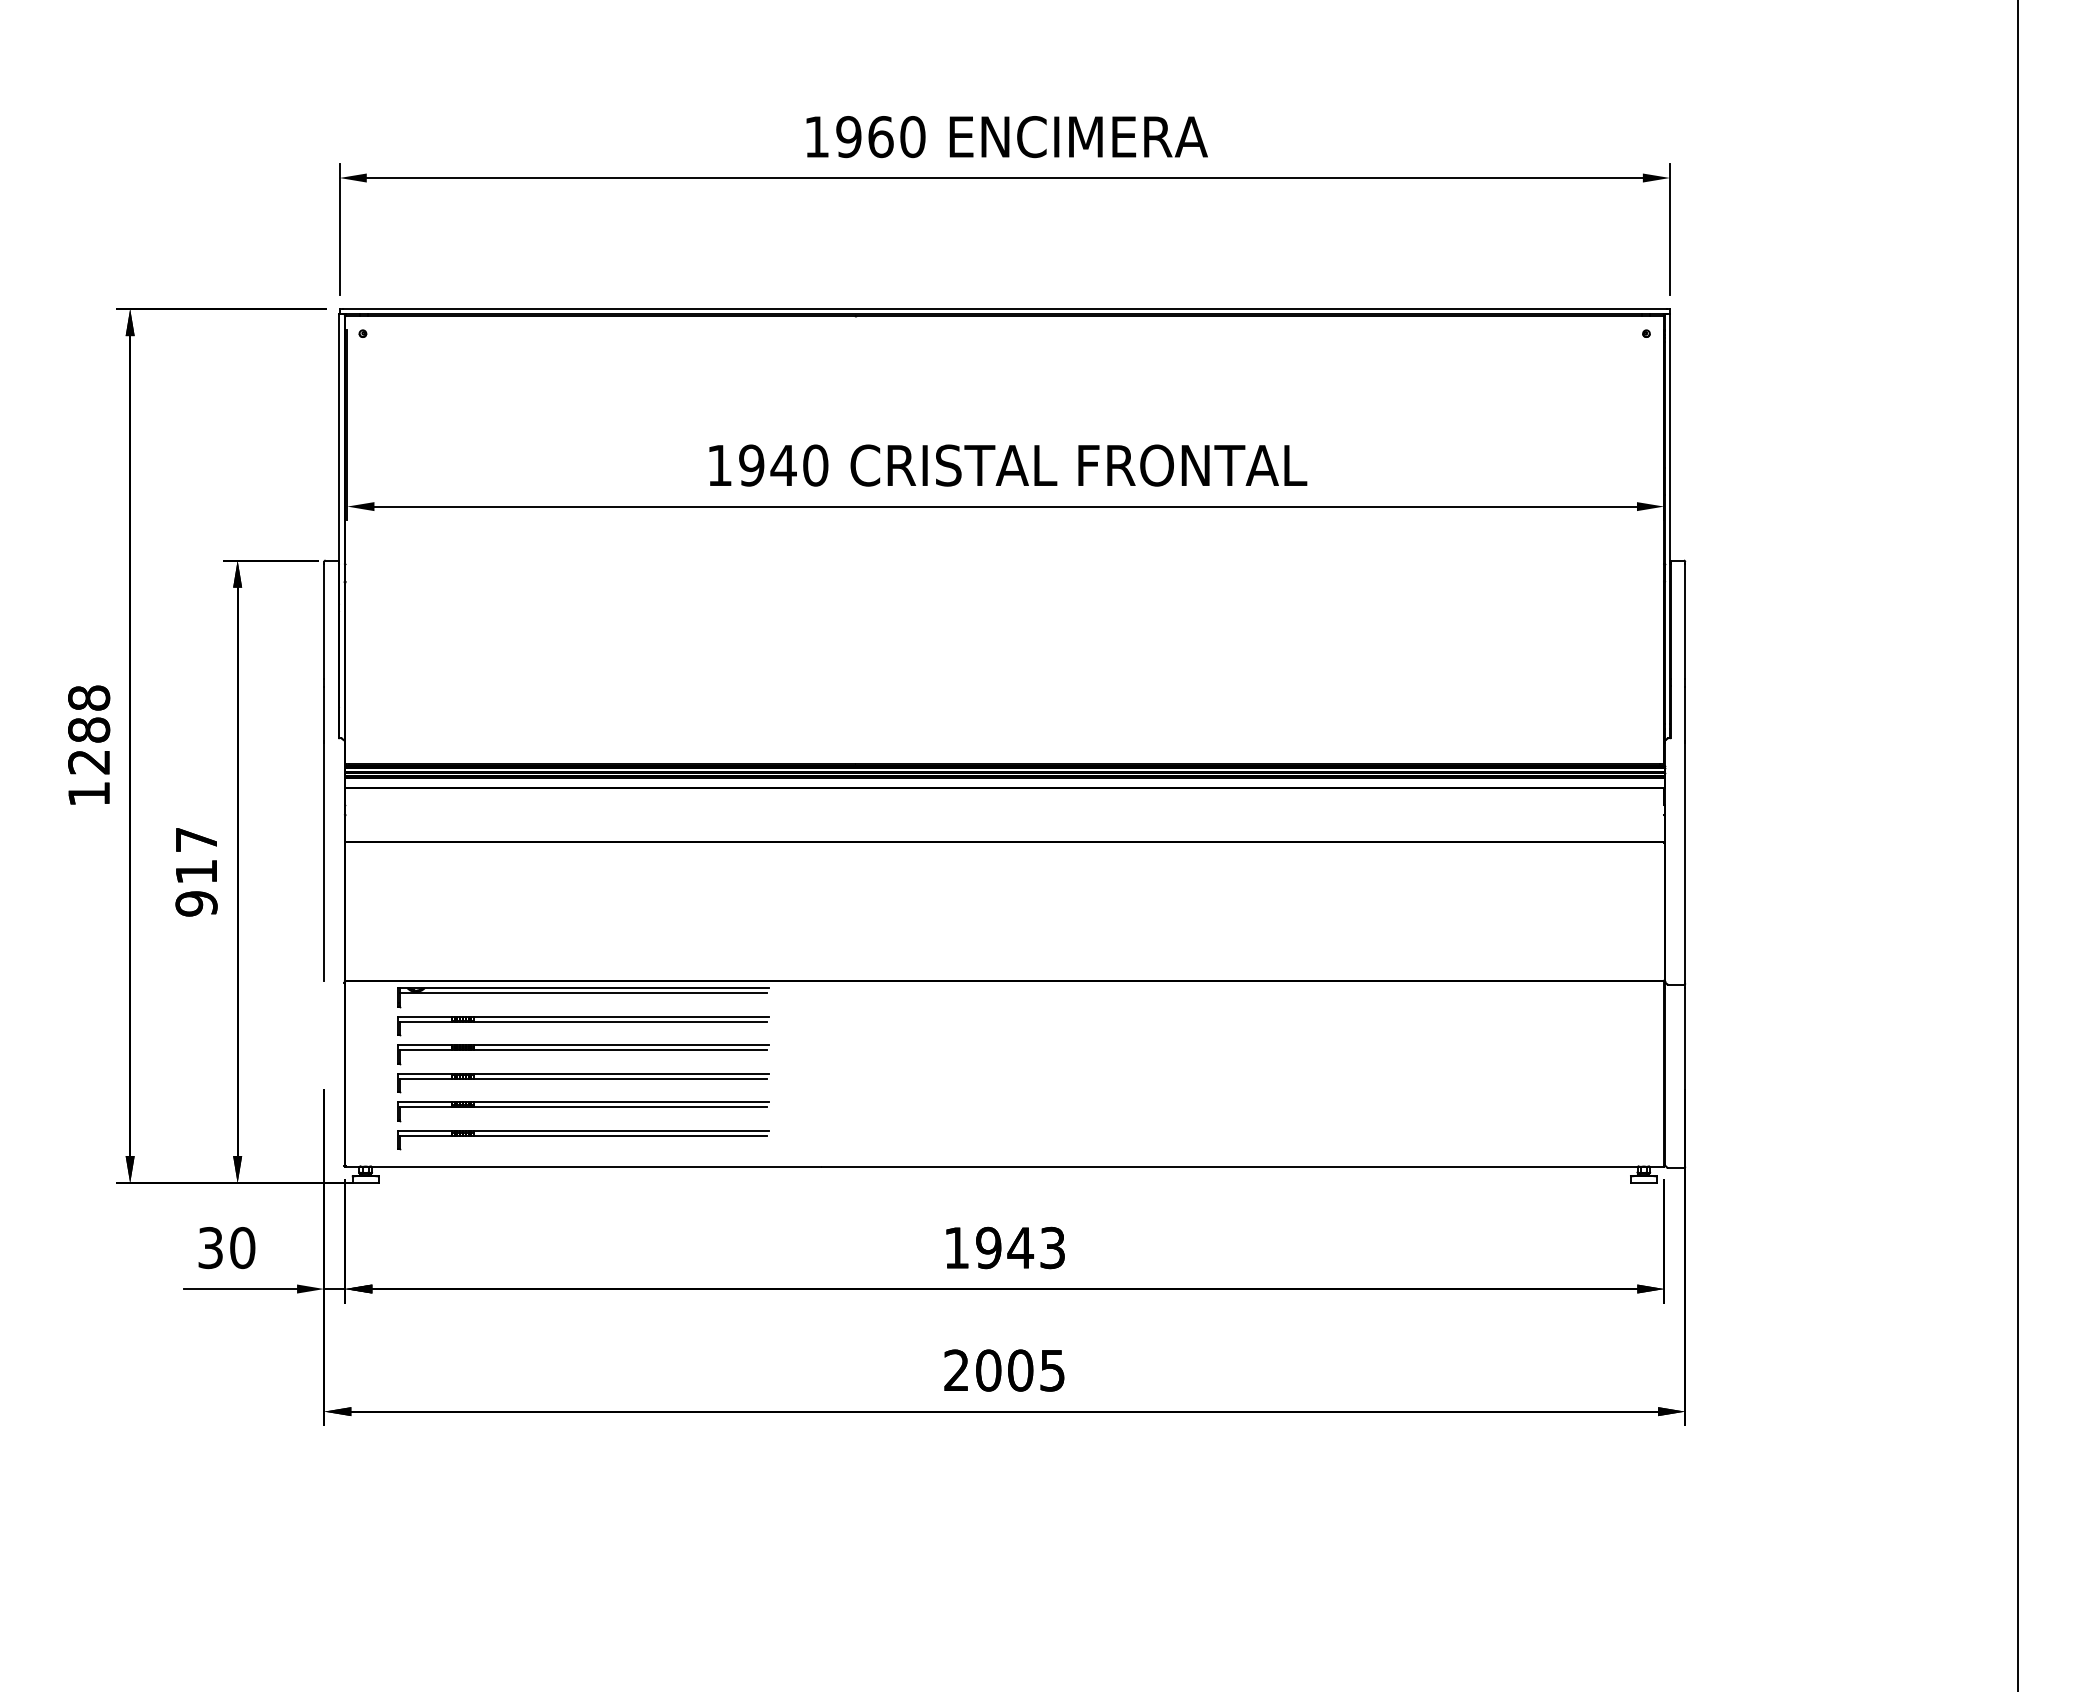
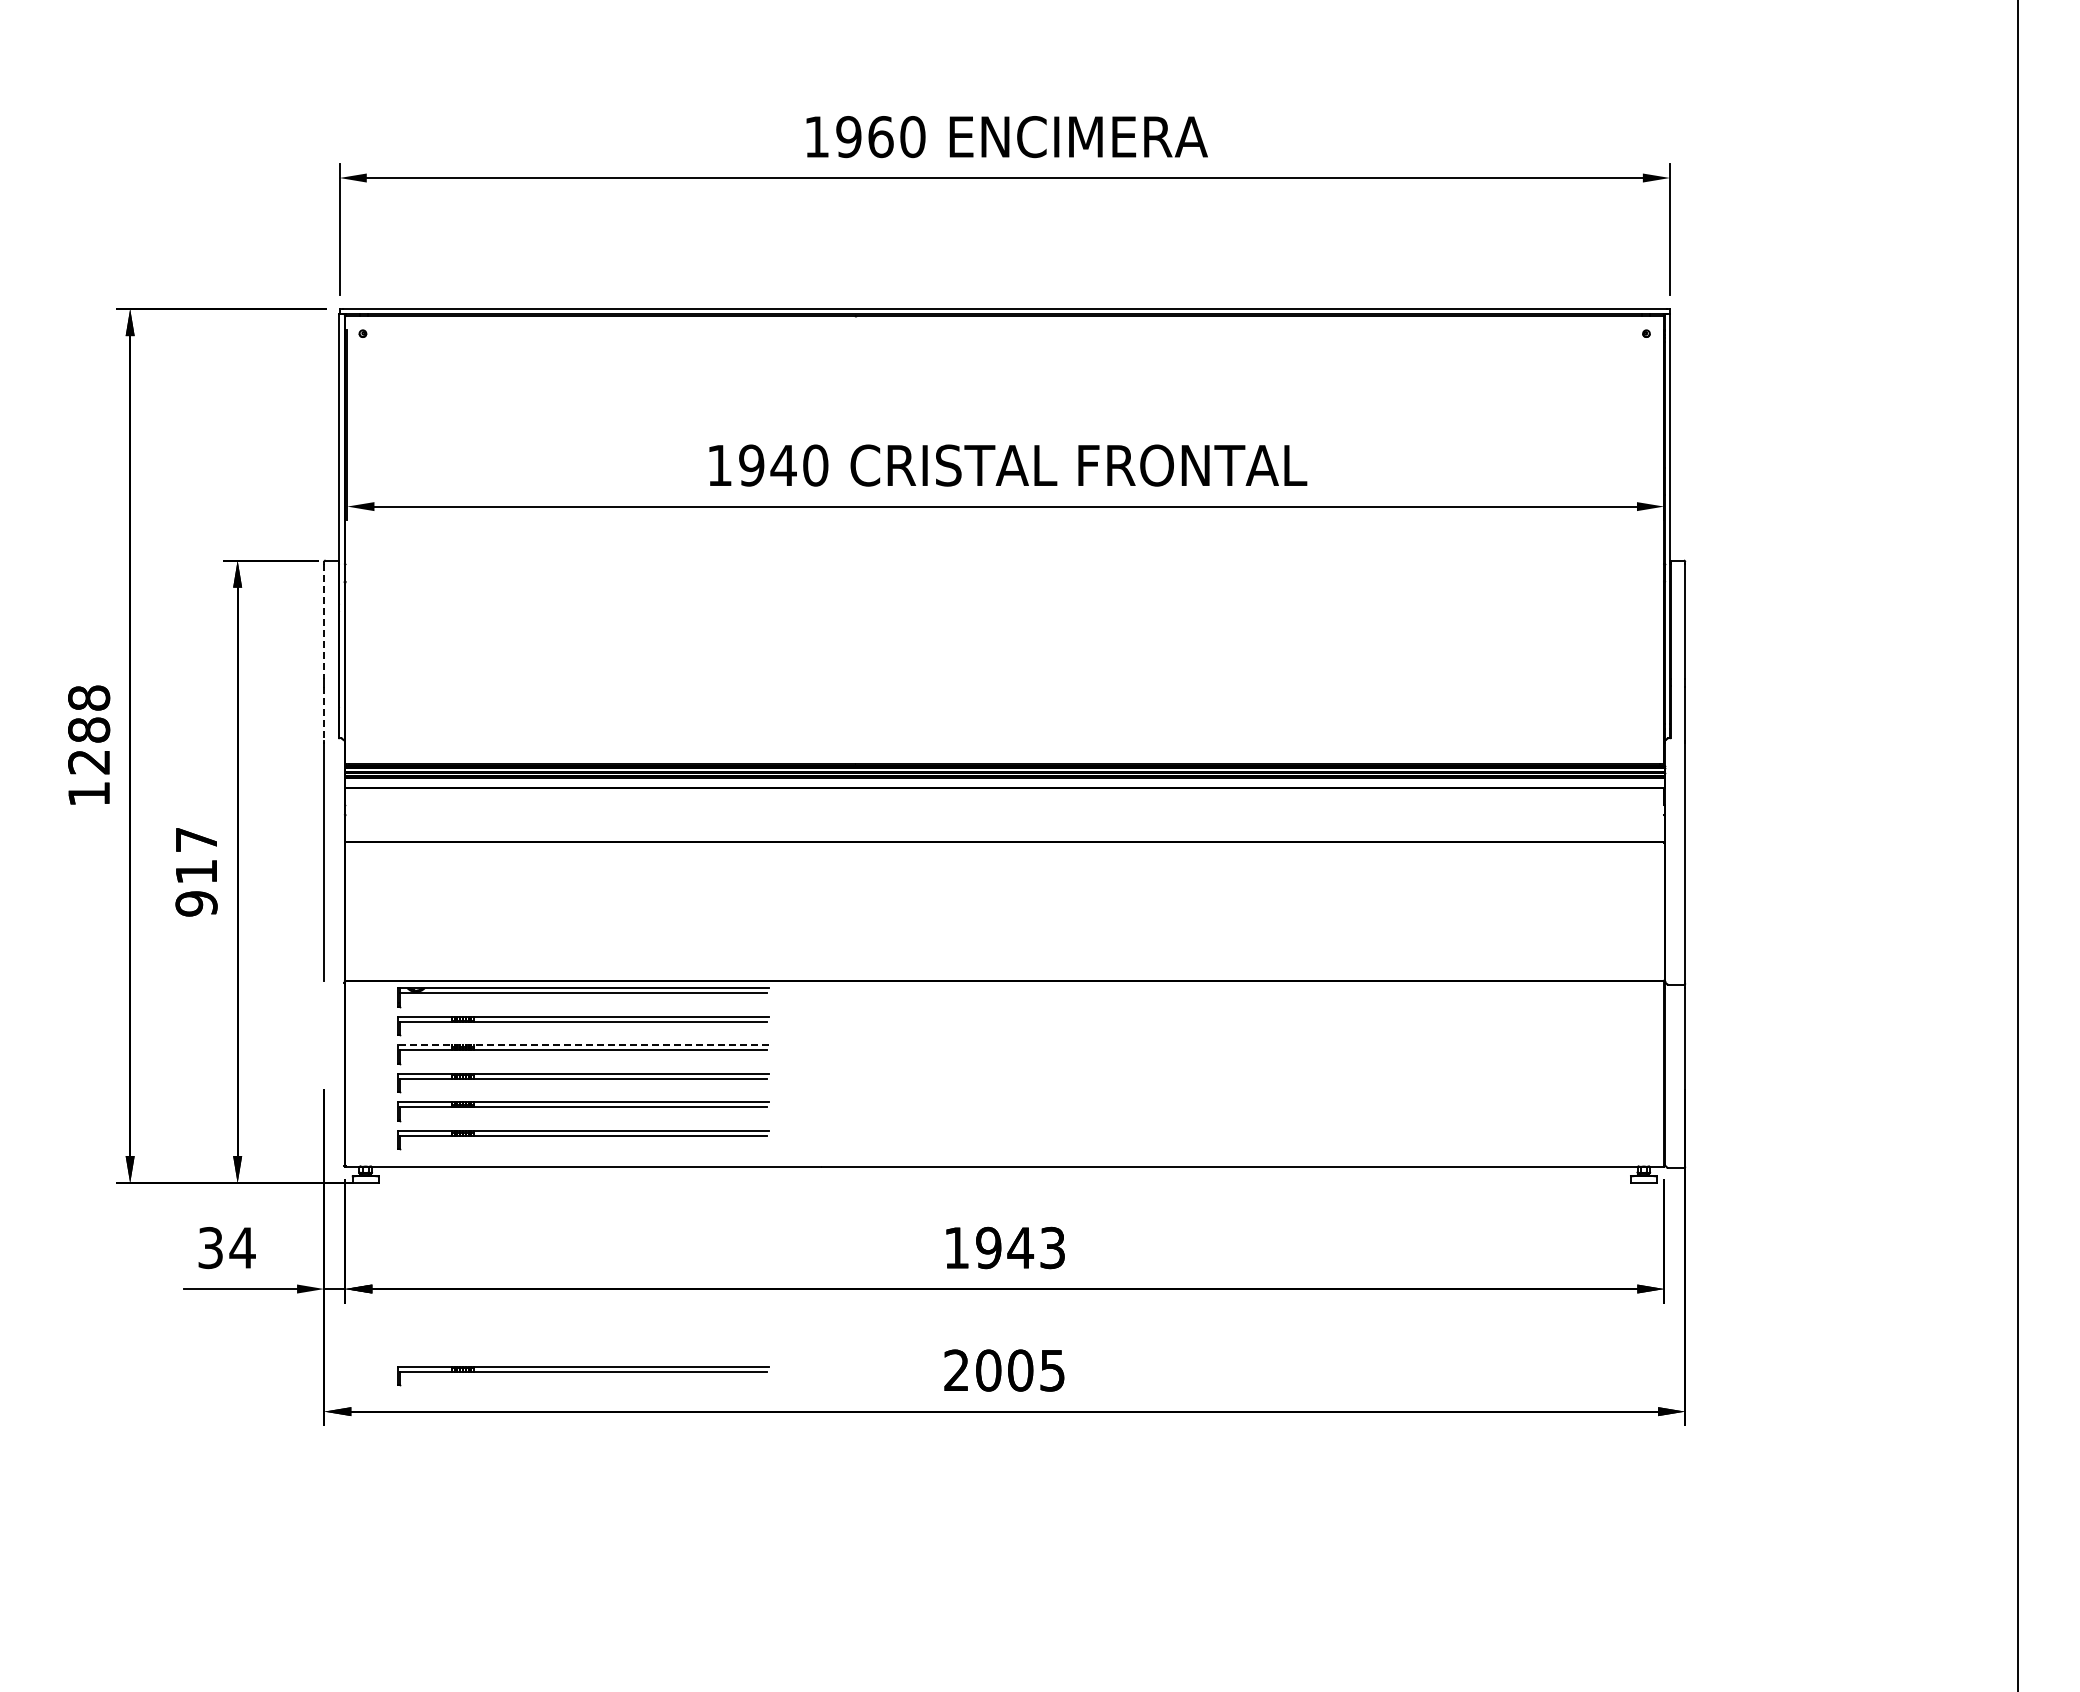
line: solid -> dashed (324, 621)
line: solid -> dashed (324, 714)
line: solid -> dashed (582, 1045)
text: 30 -> 34 (242, 1248)
part: none -> present (583, 1376)
